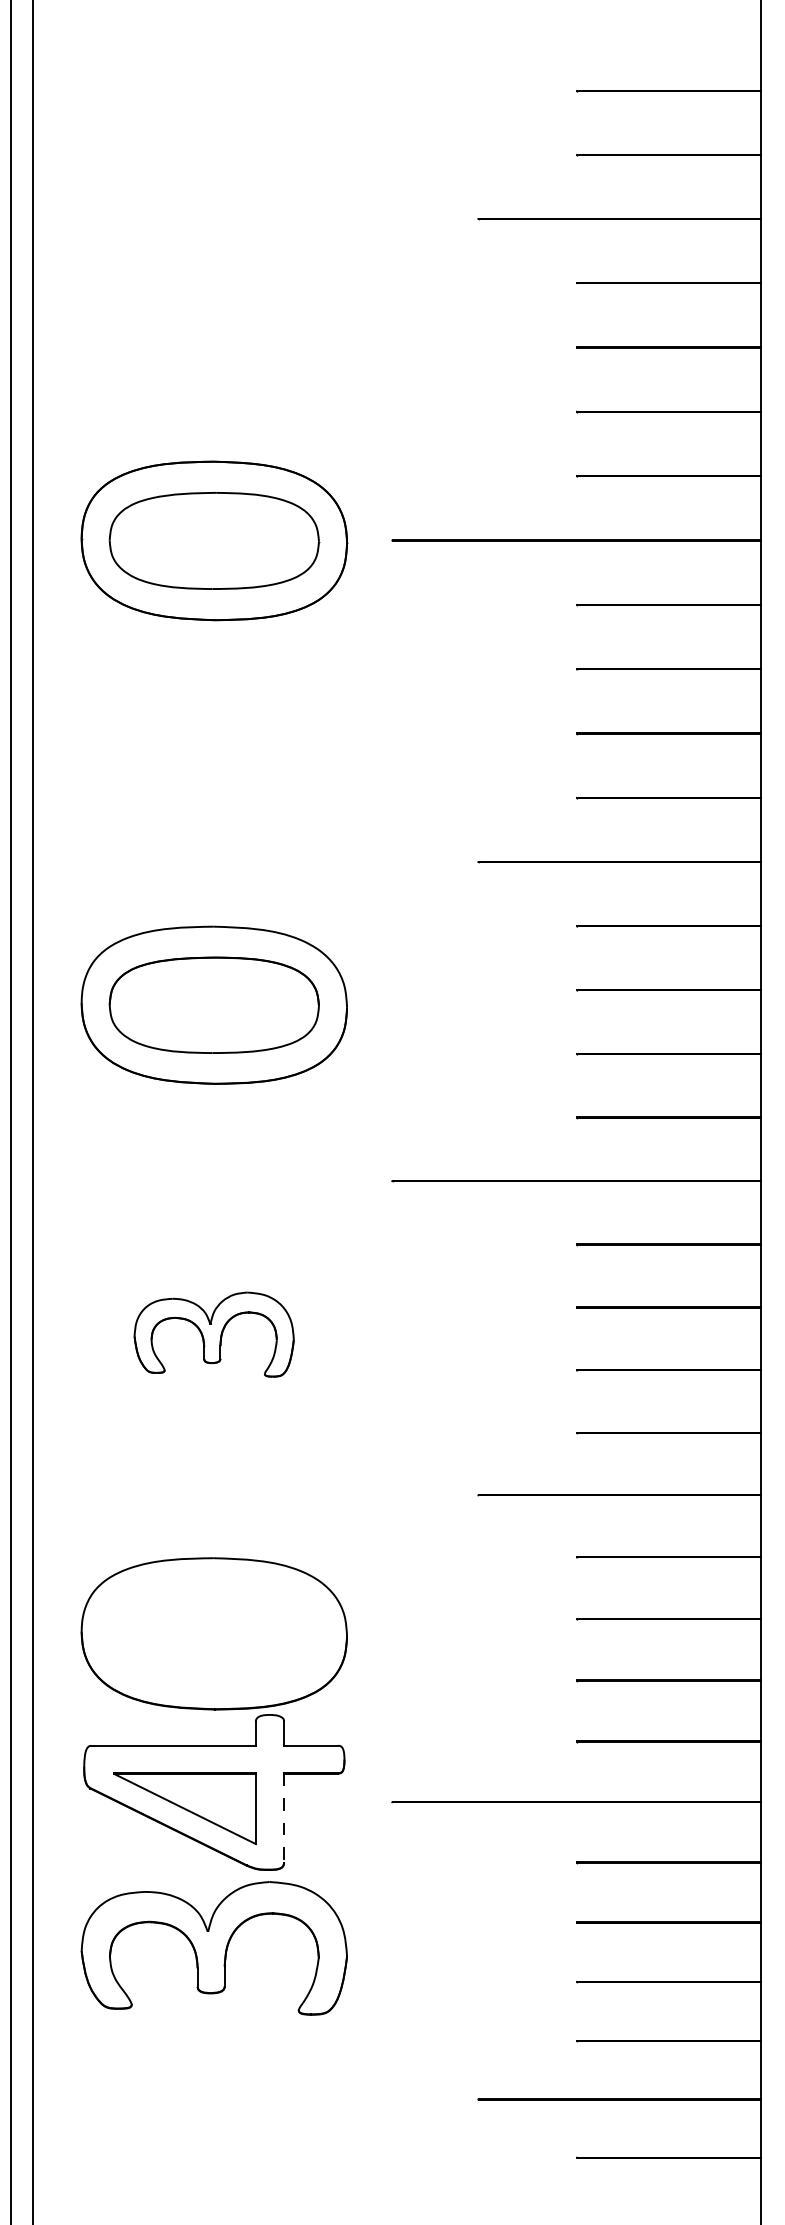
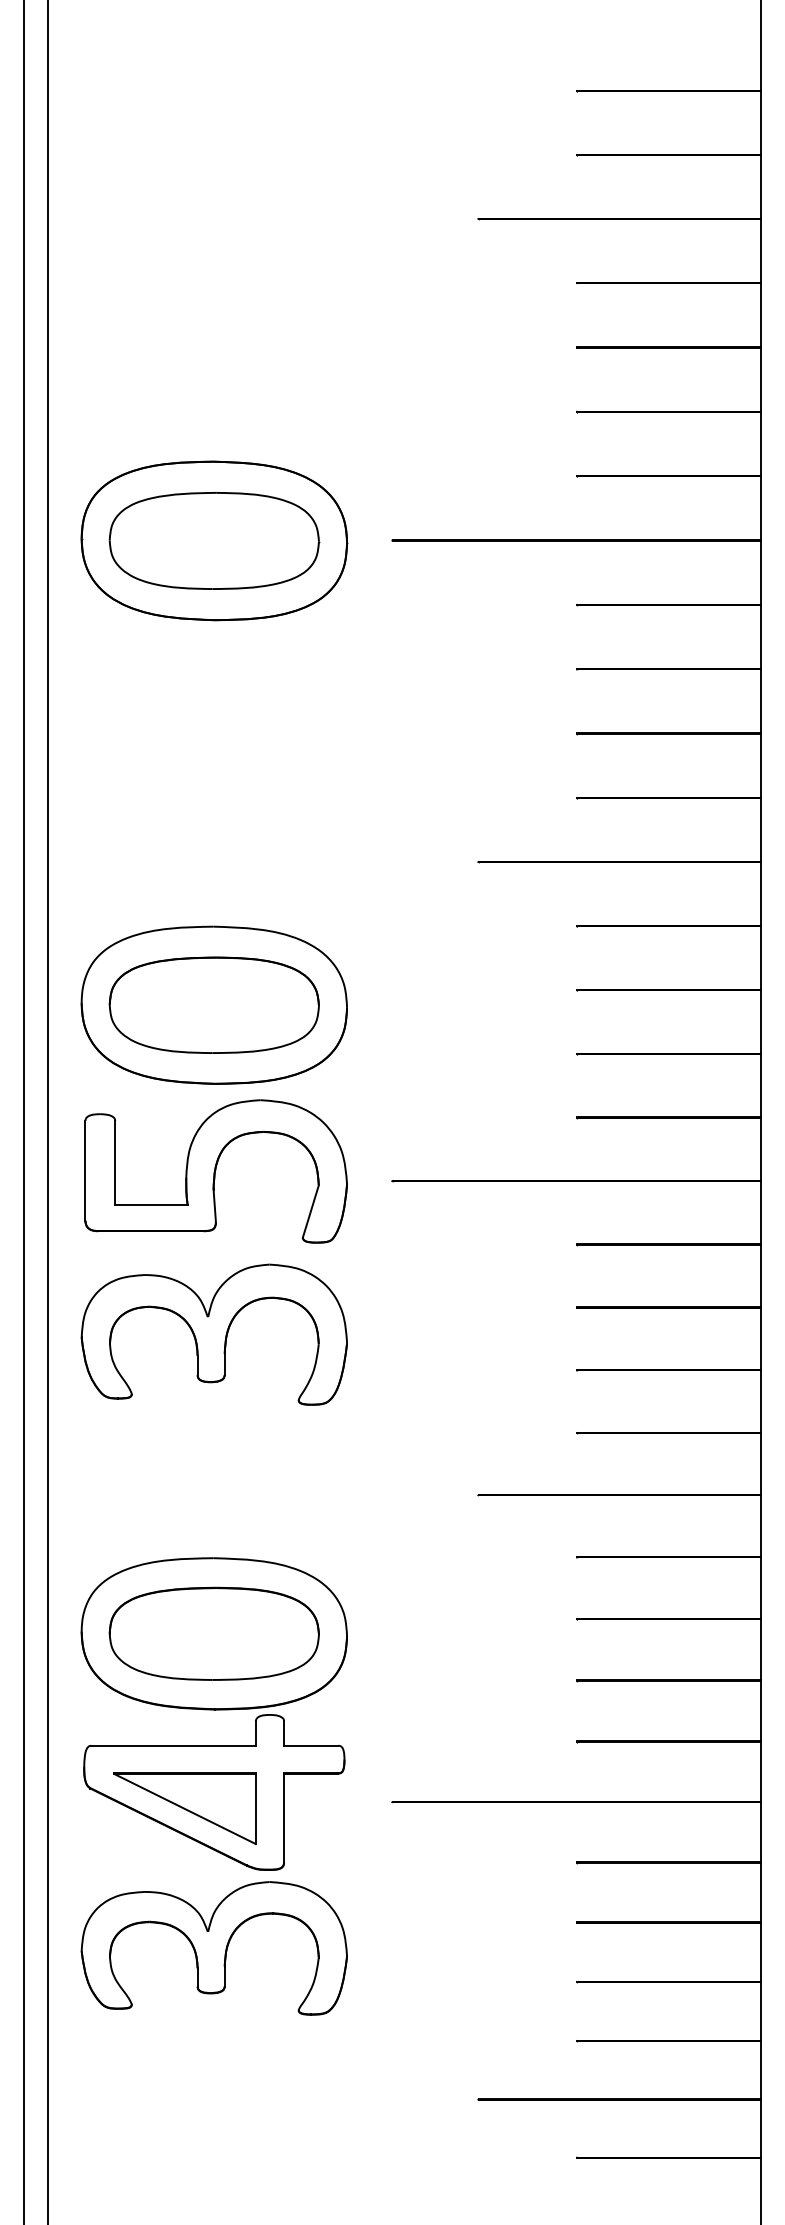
line position: (10, 1111) -> (23, 1111) (23, 1111)
line position: (33, 1111) -> (48, 1111) (48, 1111)
part: none -> present (215, 1171)
part size: 162x87 px -> 268x143 px (213, 1334)
part: none -> present (213, 1633)
line: dashed -> solid (284, 1818)
